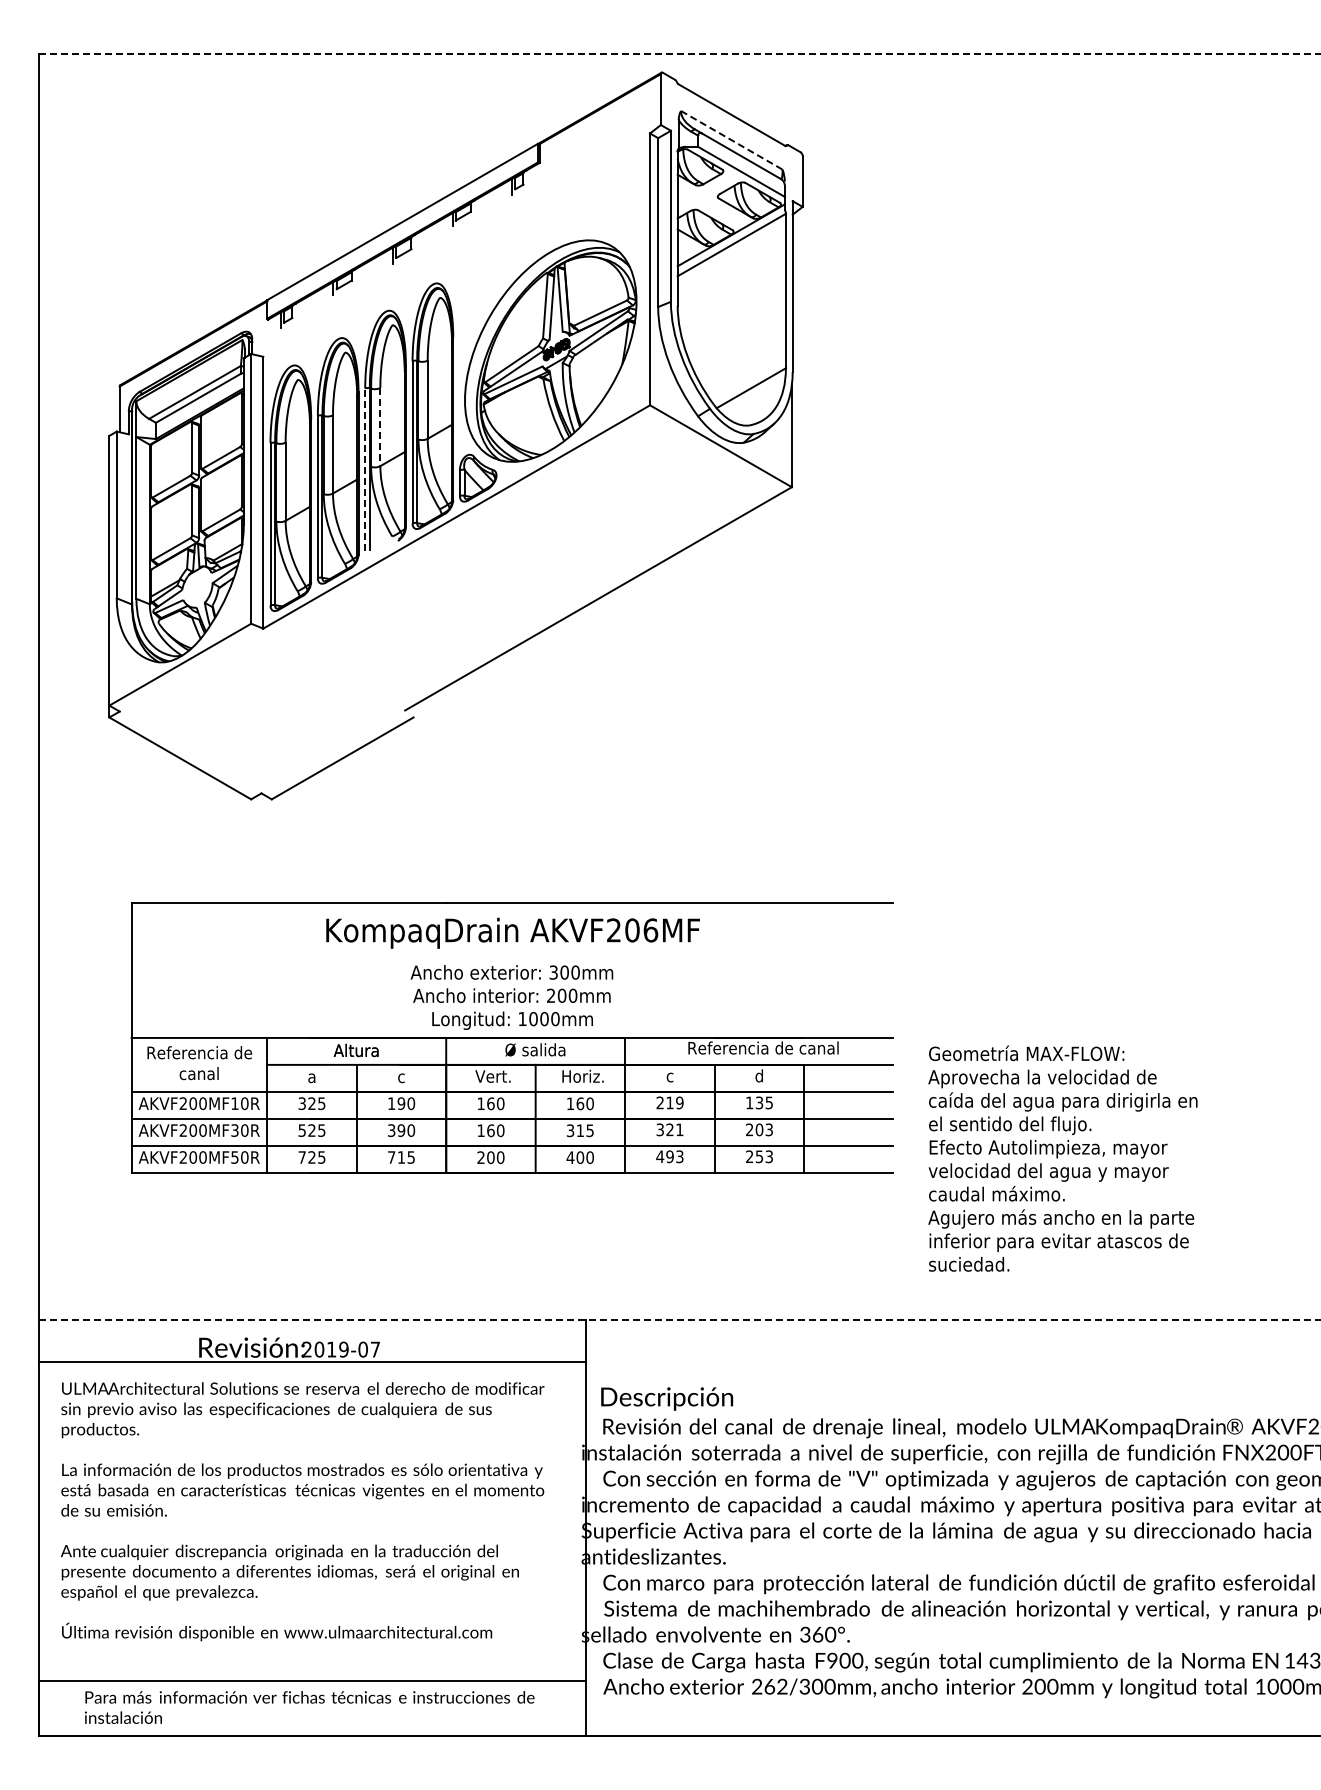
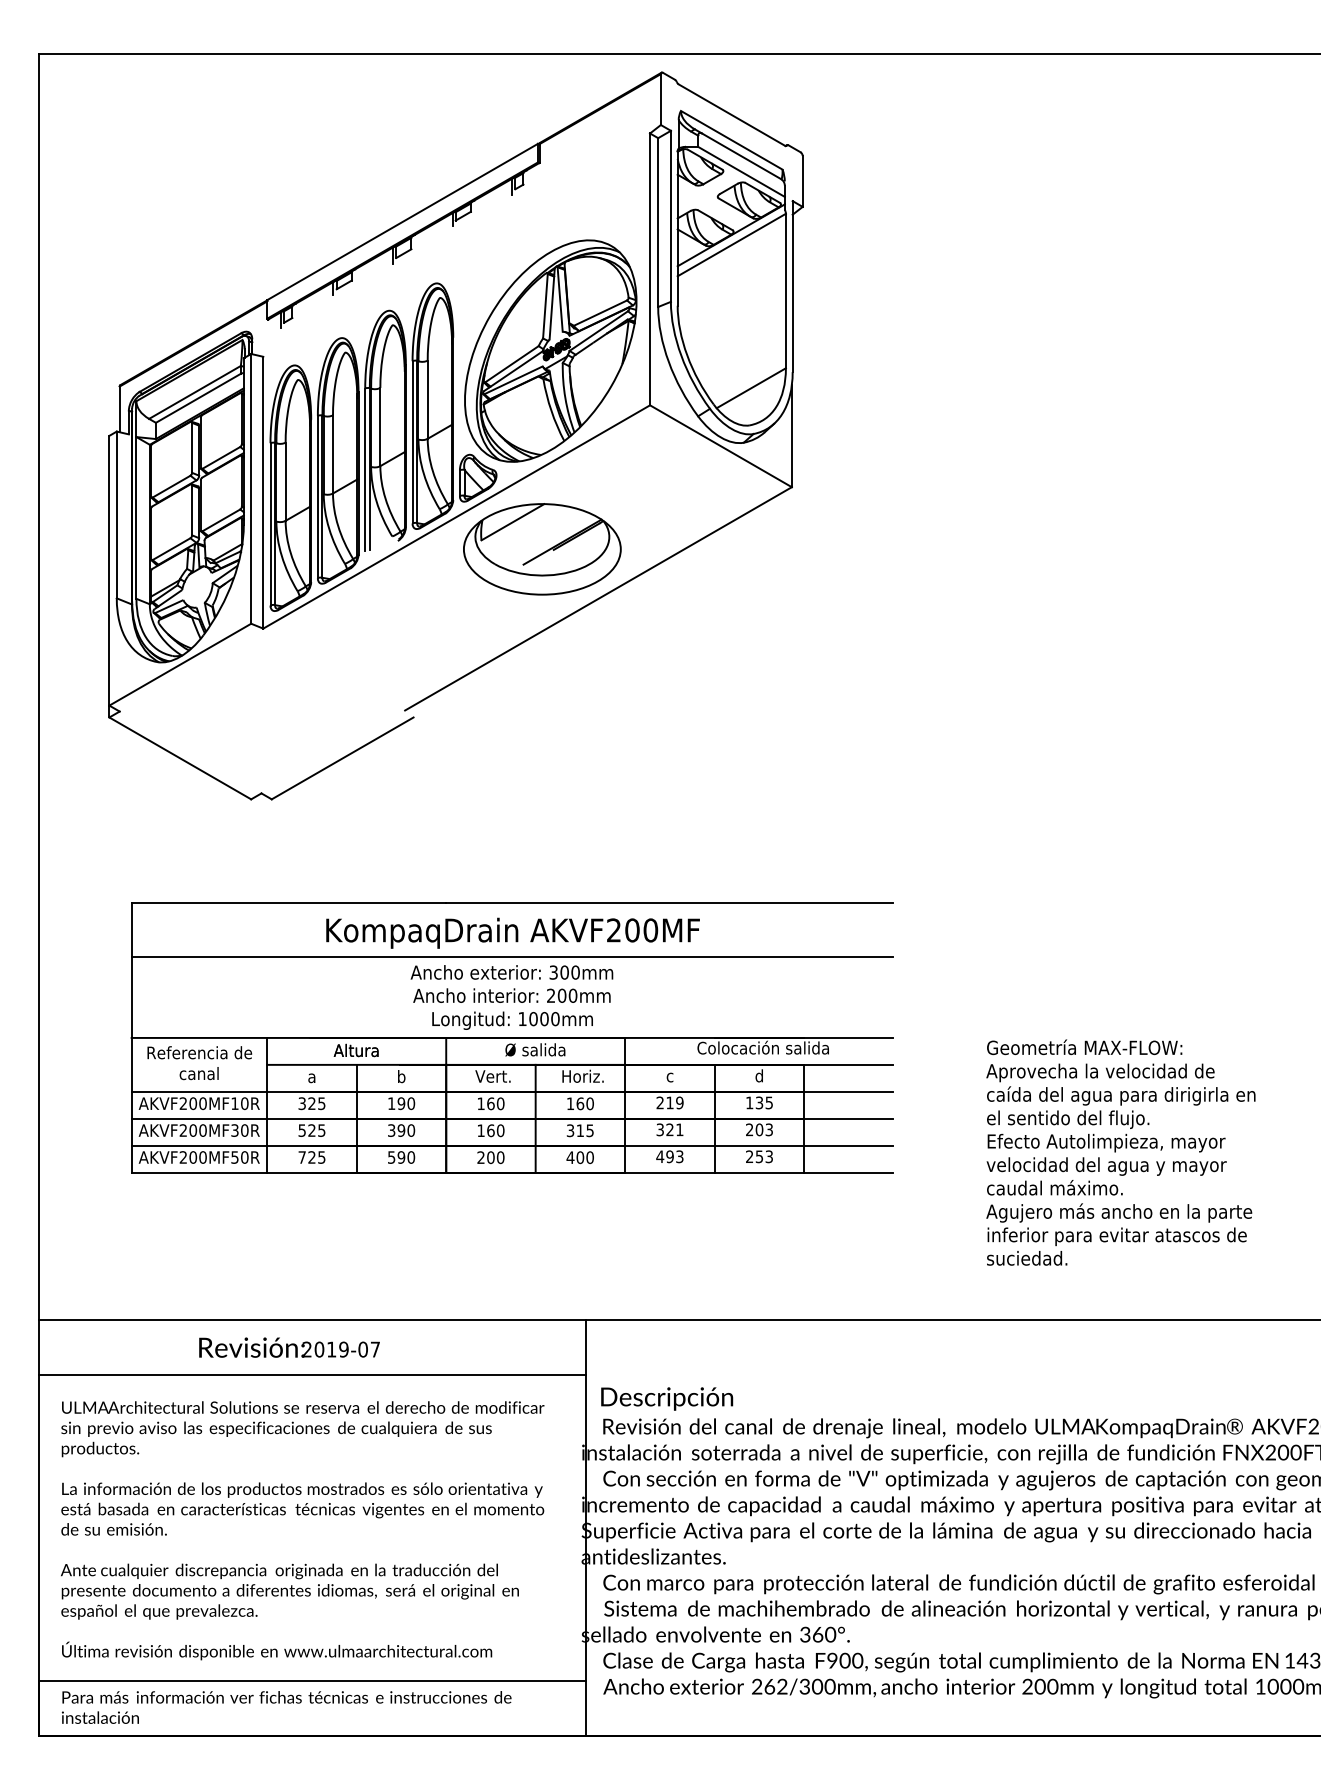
line: dashed -> solid (680, 53)
line: dashed -> solid (731, 140)
line: dashed -> solid (380, 427)
line: dashed -> solid (365, 469)
part: none -> present (542, 549)
text: AKVF206MF -> AKVF200MF (650, 930)
line: none -> present (512, 957)
text: Referencia de canal -> Colocación salida (763, 1047)
text: c -> b (401, 1076)
text: 715 -> 590 (401, 1157)
text position: (1062, 1158) -> (1120, 1152) (1120, 1152)
line: dashed -> solid (680, 1320)
line position: (312, 1362) -> (312, 1375) (312, 1375)
text position: (302, 1511) -> (302, 1530) (302, 1530)
text position: (309, 1707) -> (286, 1707) (286, 1707)
